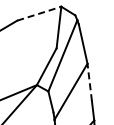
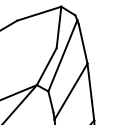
line: dashed -> solid (38, 13)
line: dashed -> solid (89, 82)
